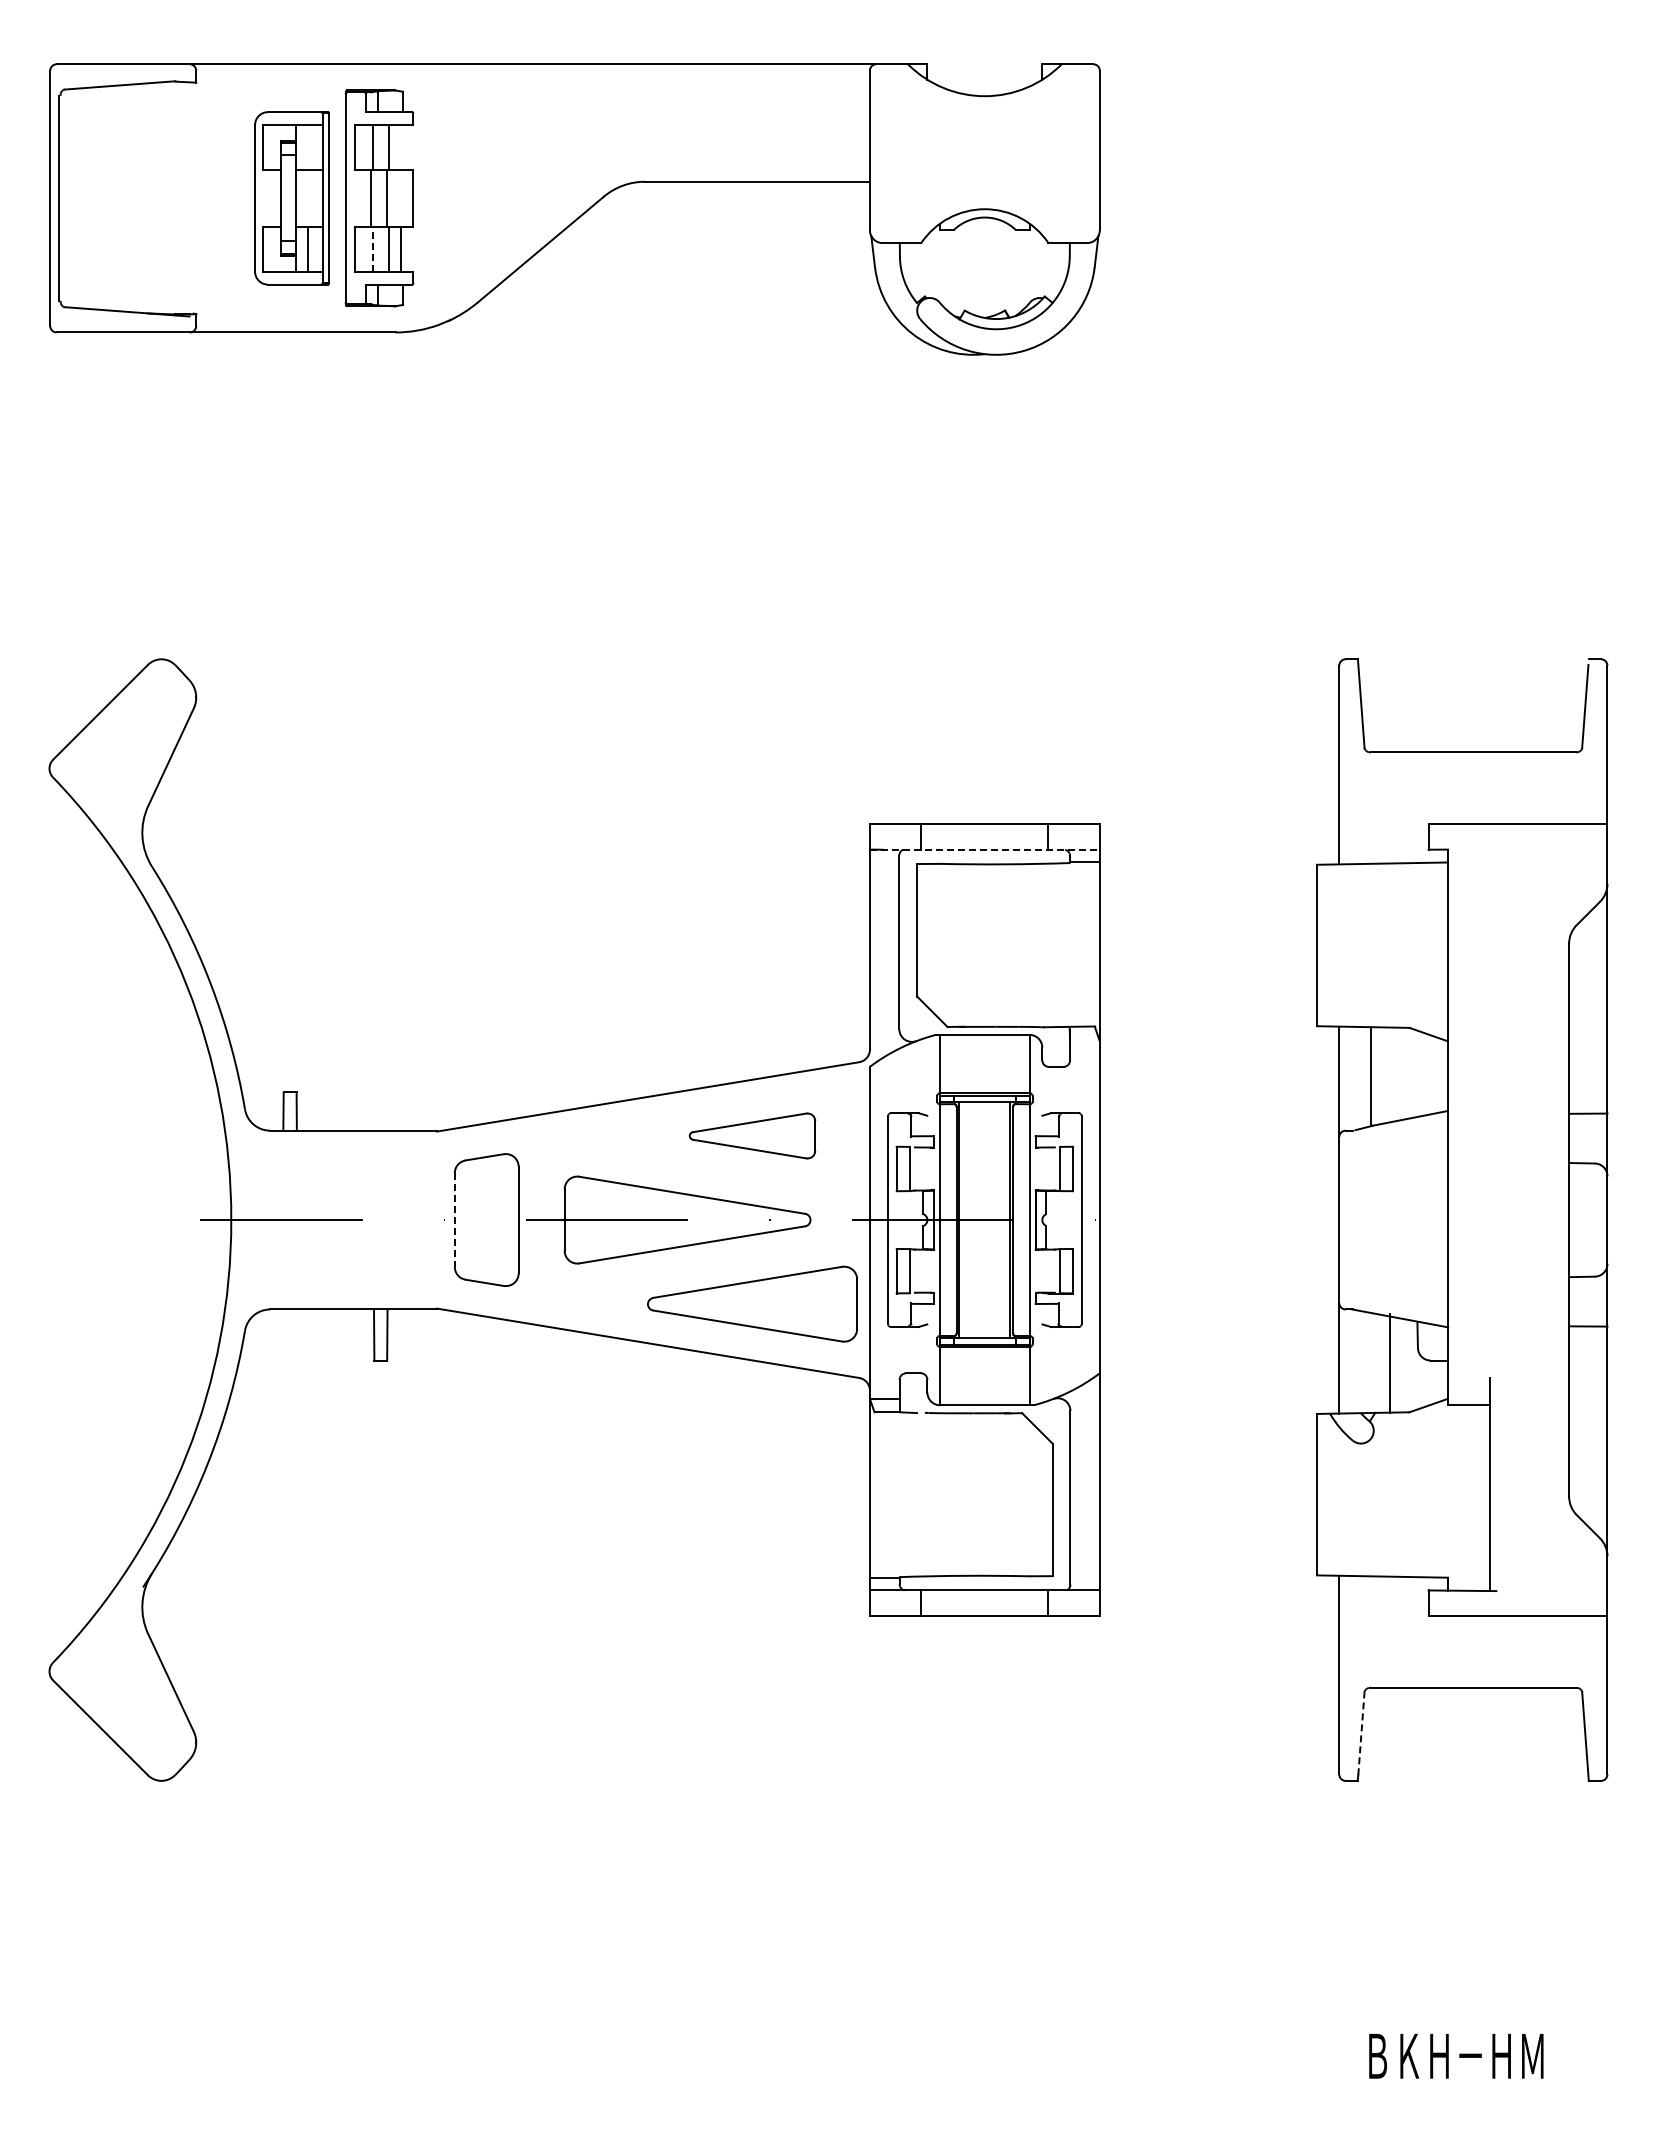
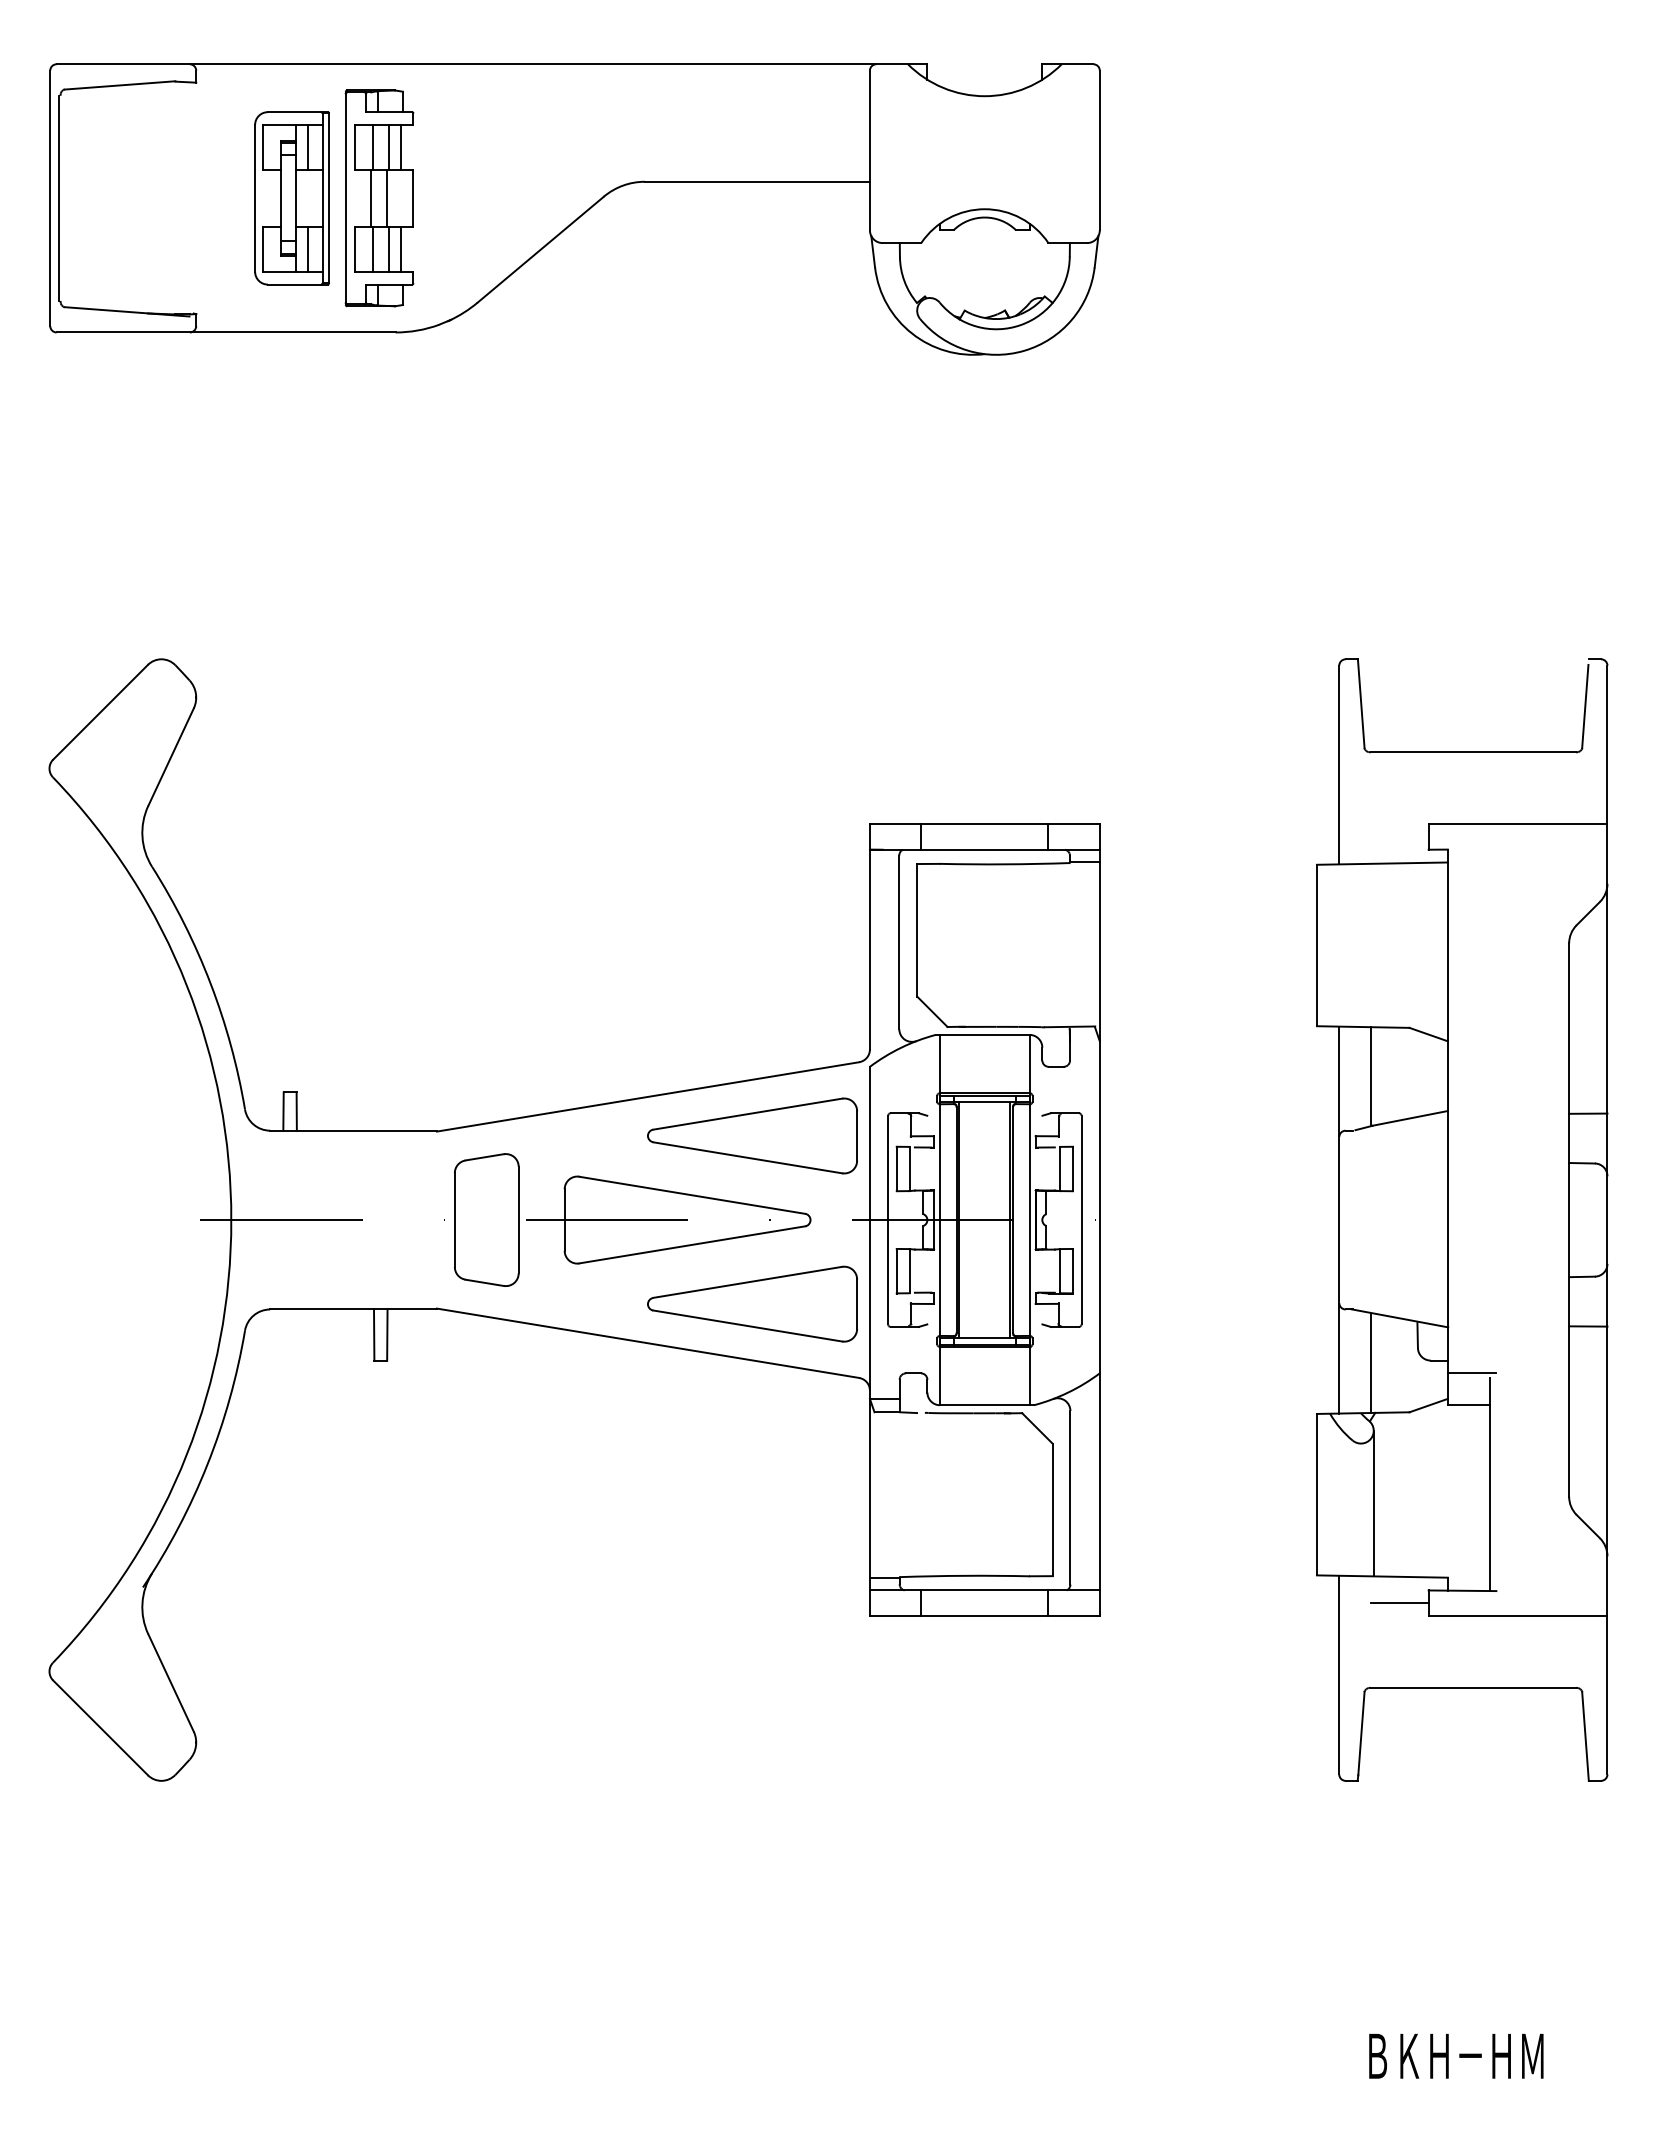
line: none -> present (307, 146)
line: none -> present (401, 146)
line: dashed -> solid (372, 248)
line: dashed -> solid (984, 849)
part size: 129x48 px -> 211x78 px (752, 1135)
line: dashed -> solid (454, 1220)
line position: (1390, 1363) -> (1371, 1363) (1371, 1363)
line: none -> present (1471, 1373)
line: none -> present (1373, 1503)
line: none -> present (1399, 1603)
line: dashed -> solid (1361, 1733)
